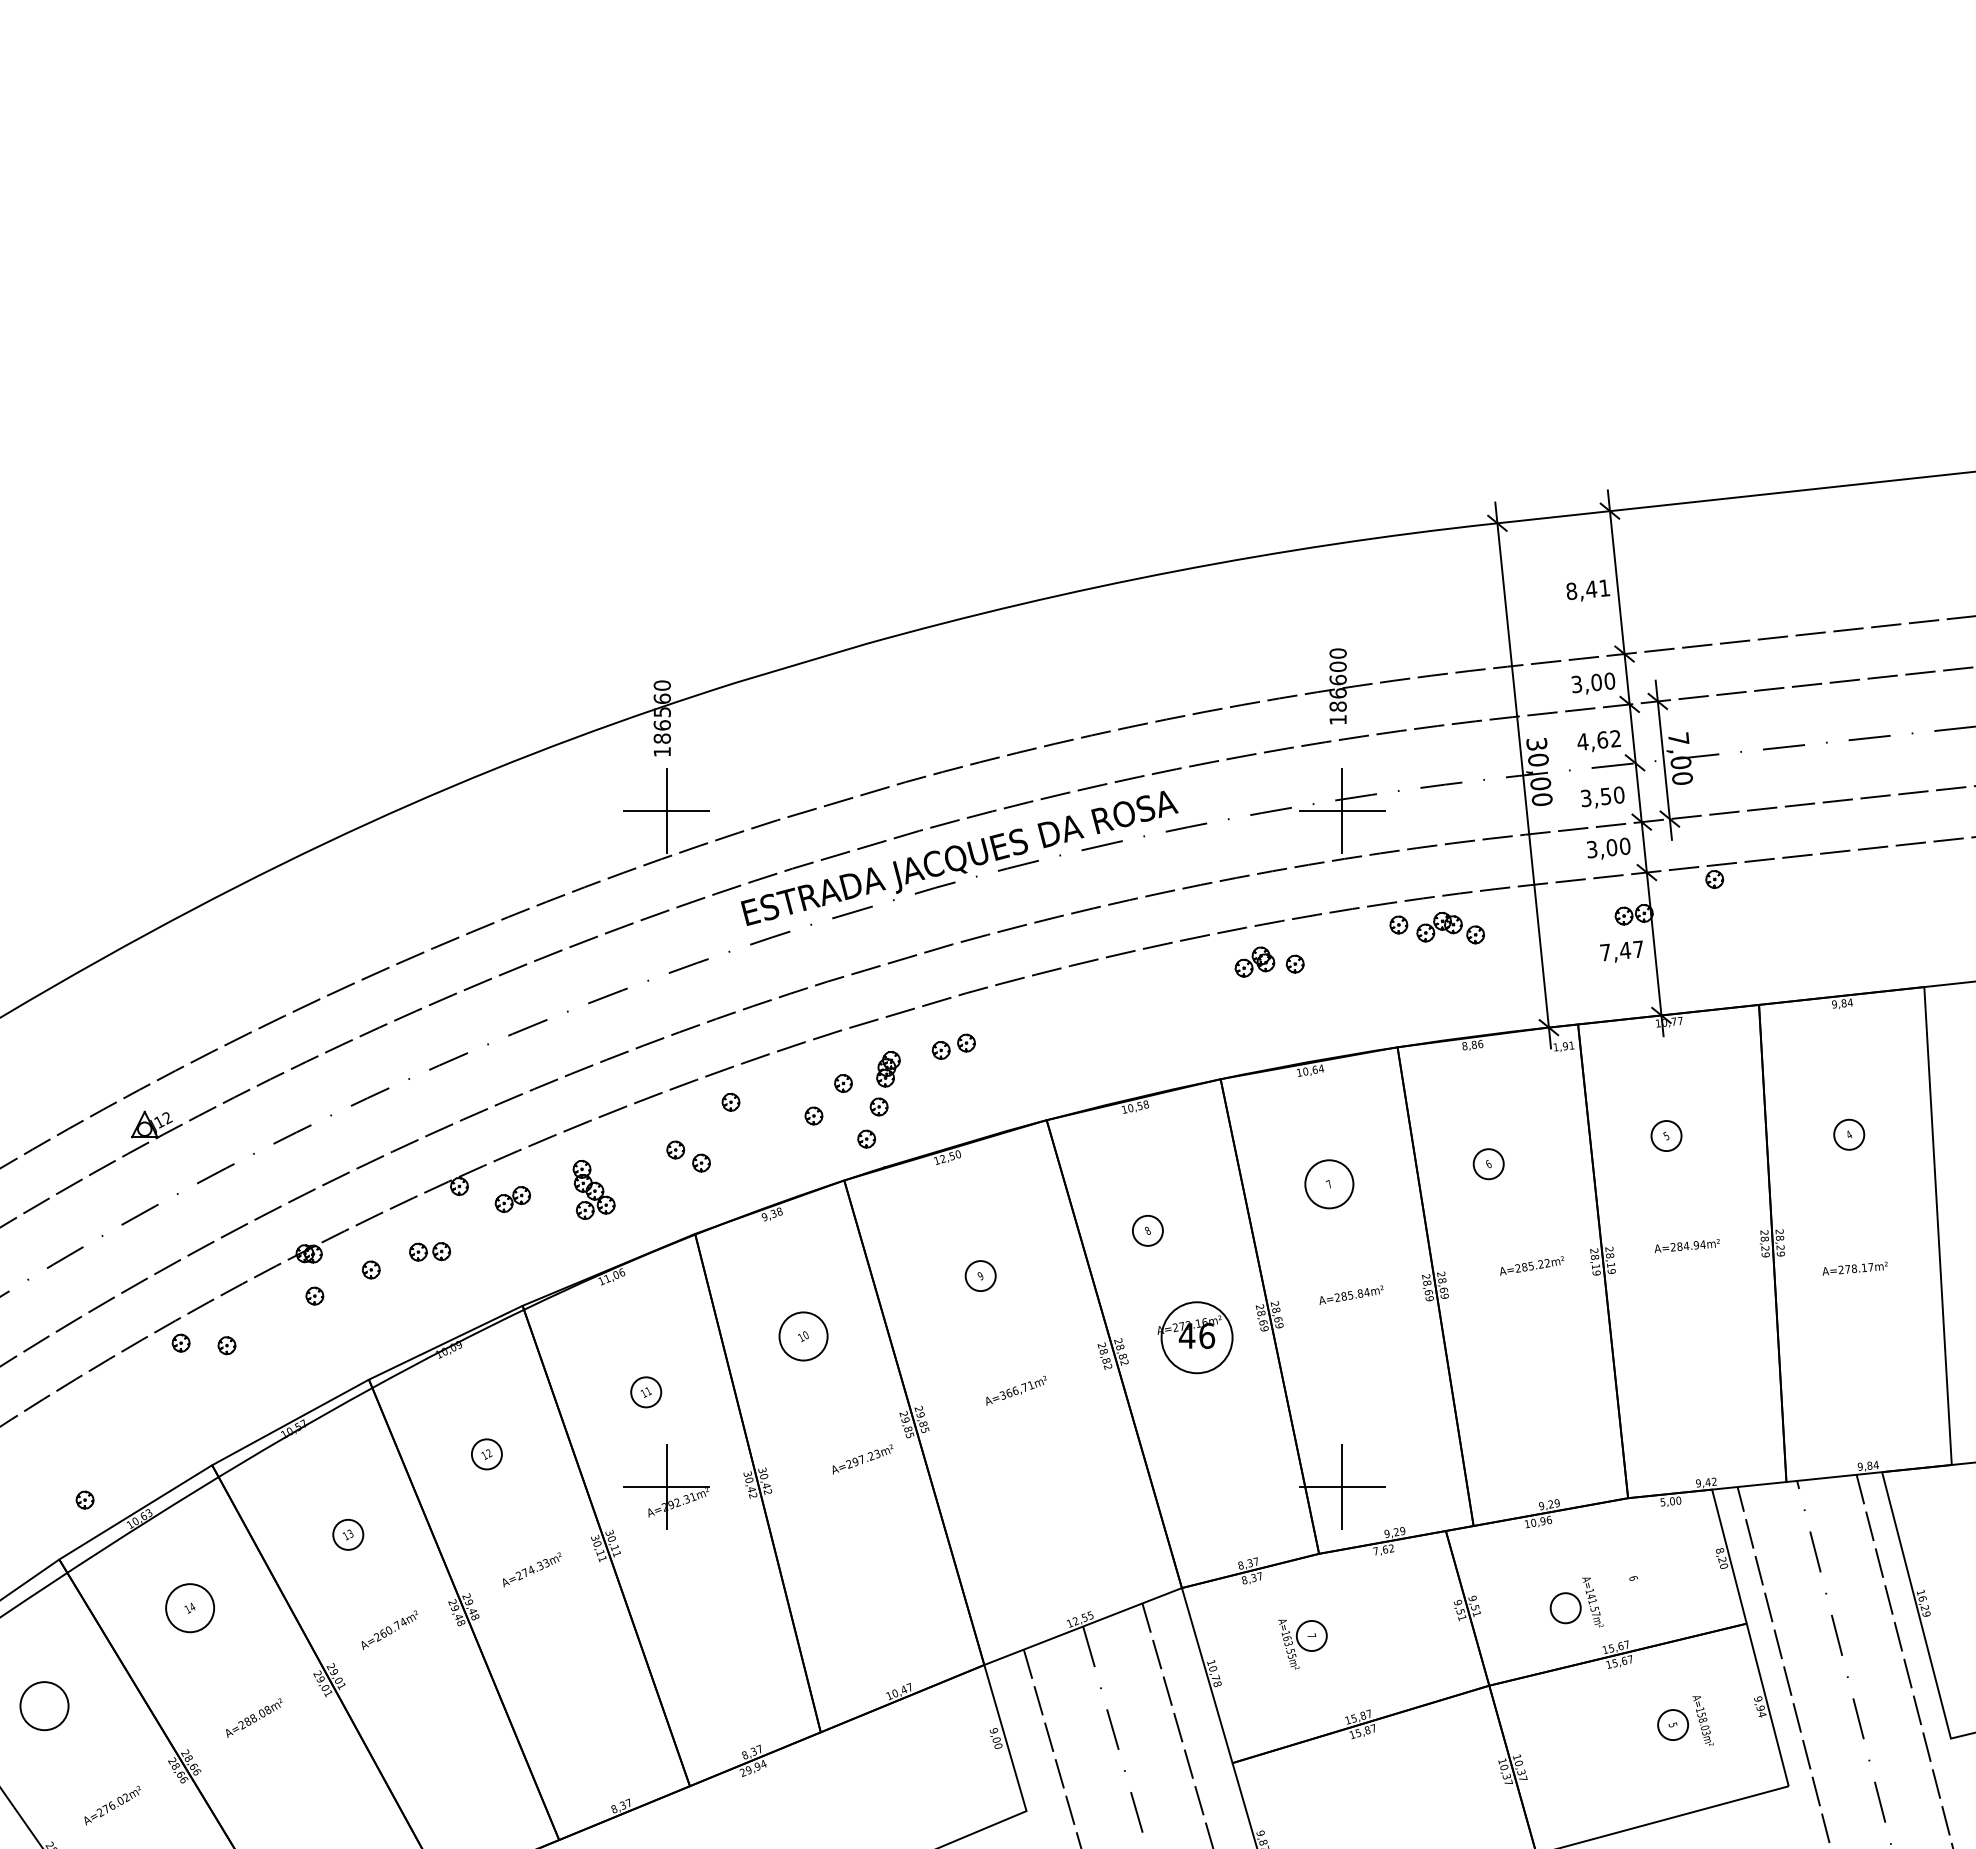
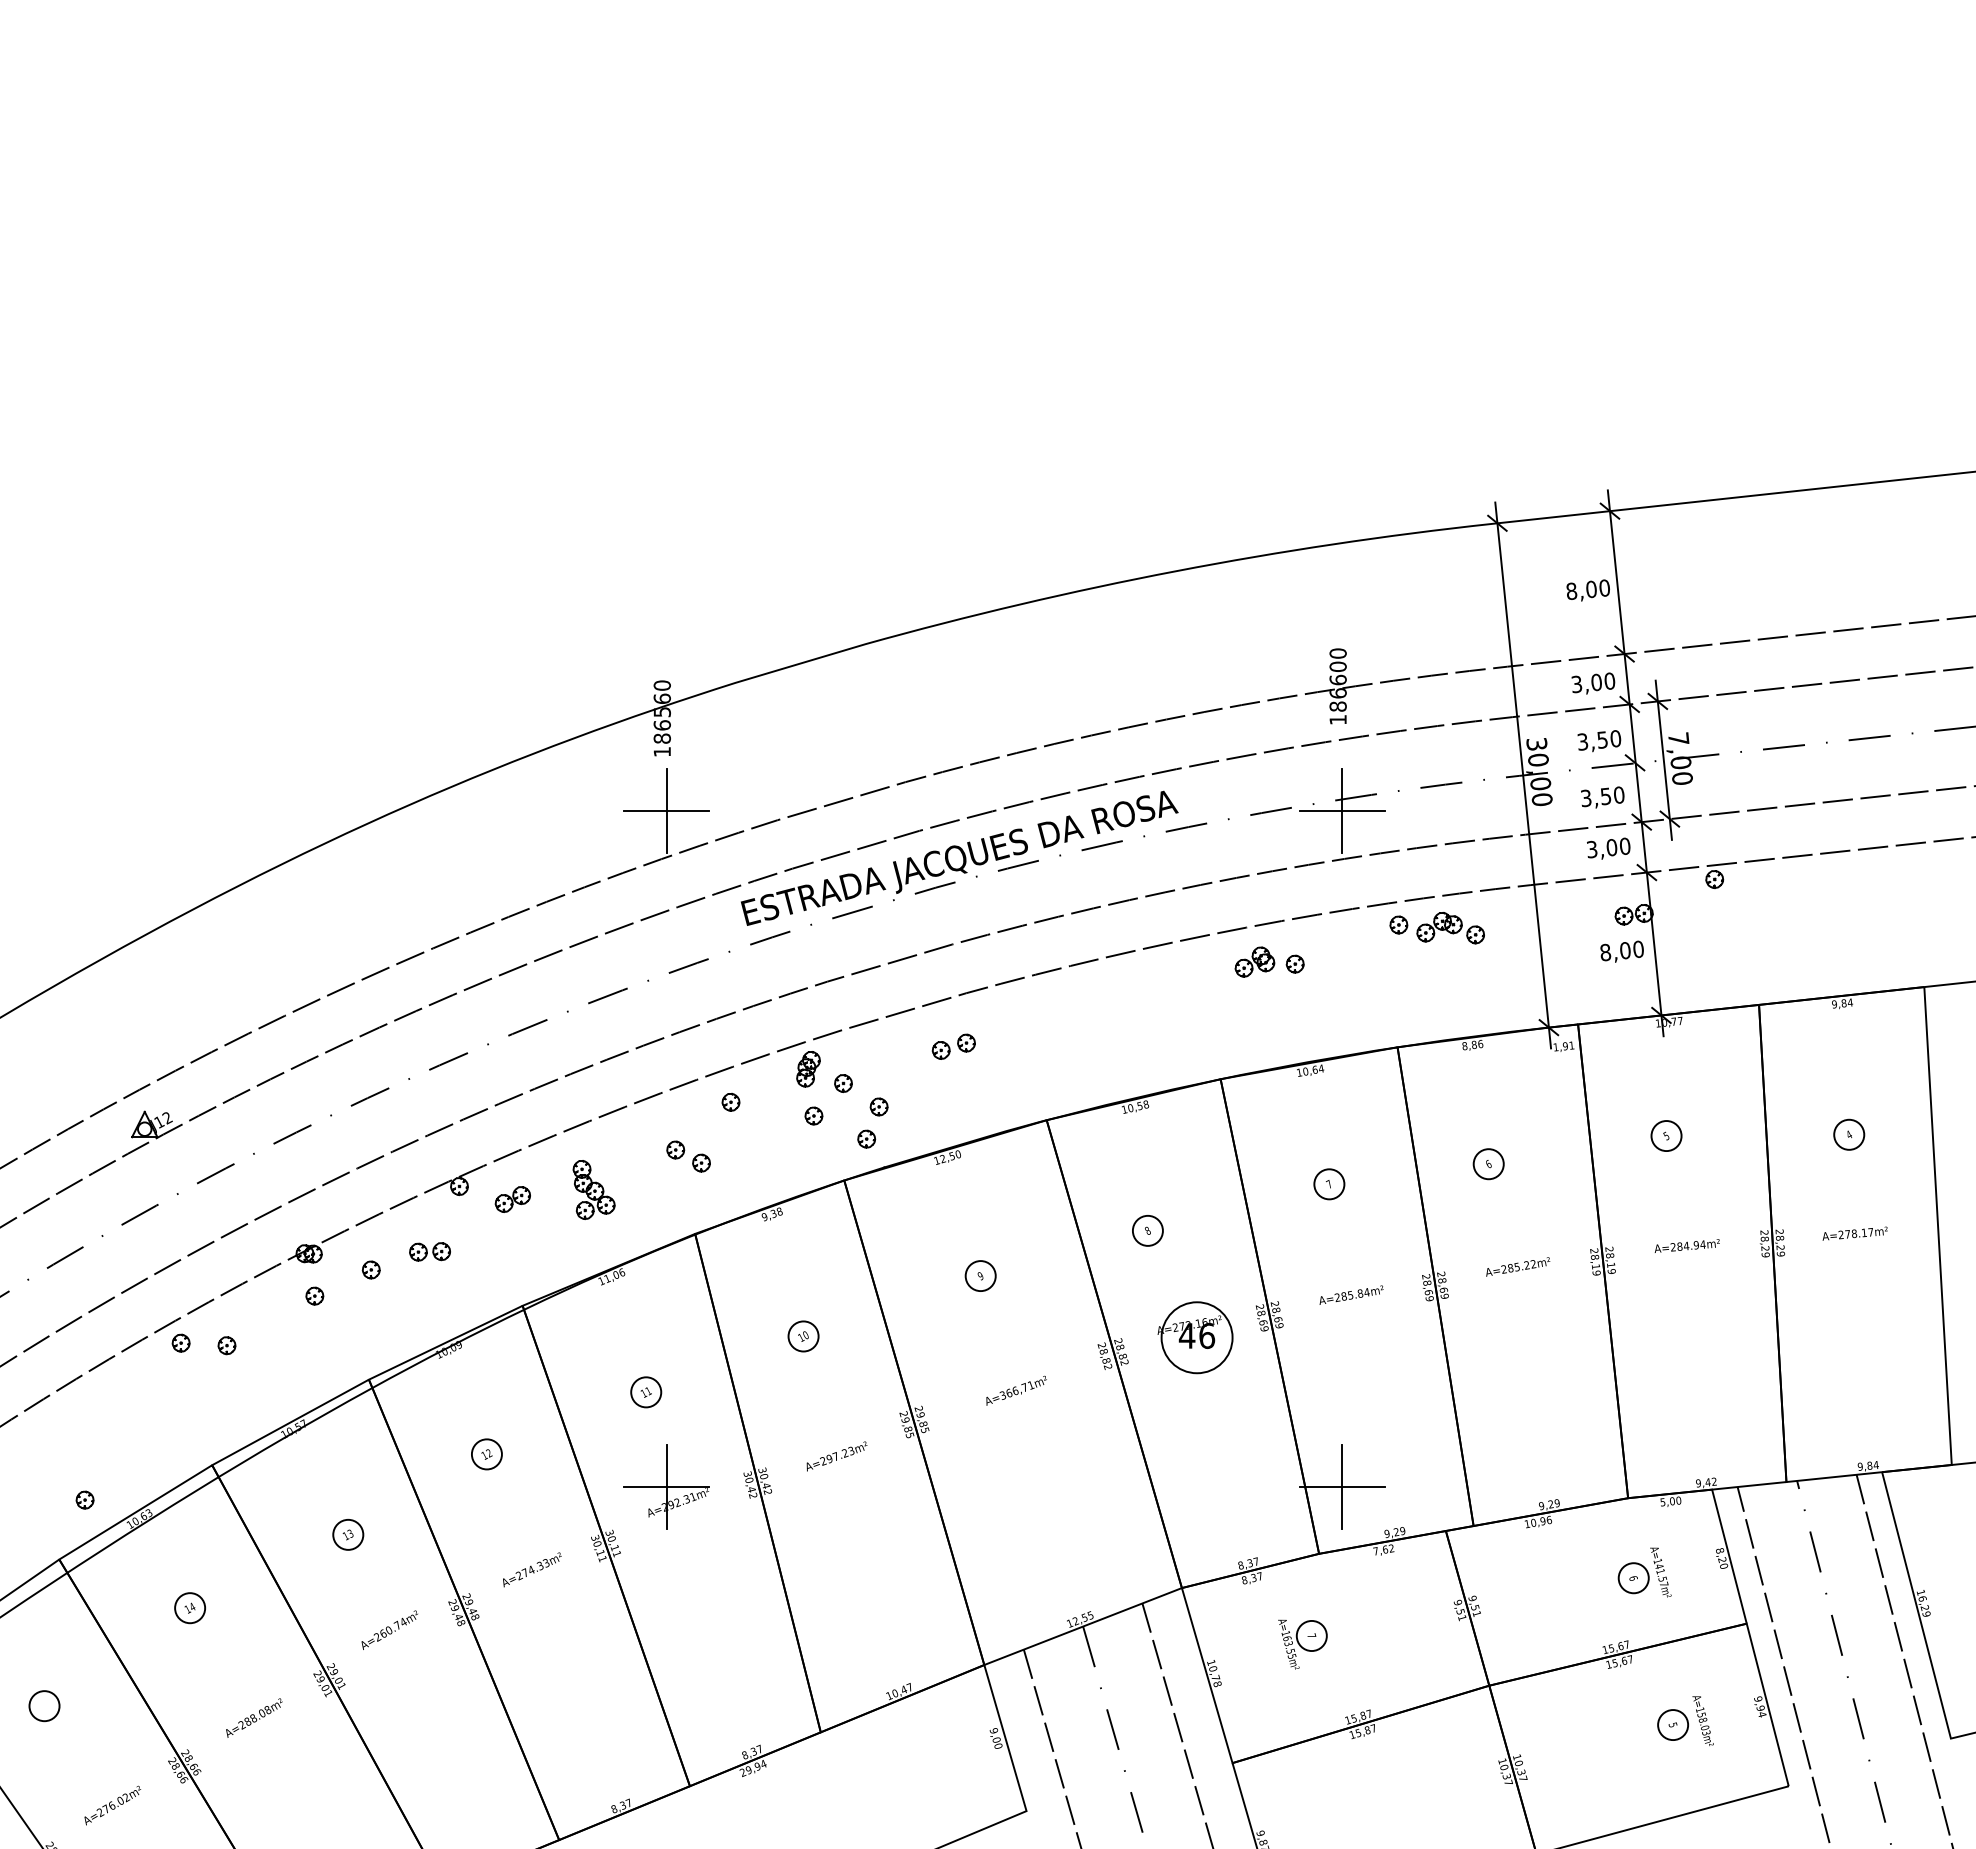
text: 8,41 -> 8,00 (1598, 588)
text: 4,62 -> 3,50 (1599, 740)
text: 7,47 -> 8,00 (1621, 950)
part position: (888, 1069) -> (808, 1069) (808, 1069)
circle diameter: 48 px -> 30 px (1329, 1184)
text position: (1532, 1265) -> (1518, 1266) (1518, 1266)
text position: (1854, 1268) -> (1854, 1233) (1854, 1233)
circle diameter: 48 px -> 30 px (803, 1336)
text position: (862, 1459) -> (836, 1456) (836, 1456)
part position: (1576, 1602) -> (1644, 1572) (1644, 1572)
circle diameter: 48 px -> 30 px (190, 1608)
circle diameter: 48 px -> 30 px (44, 1706)
